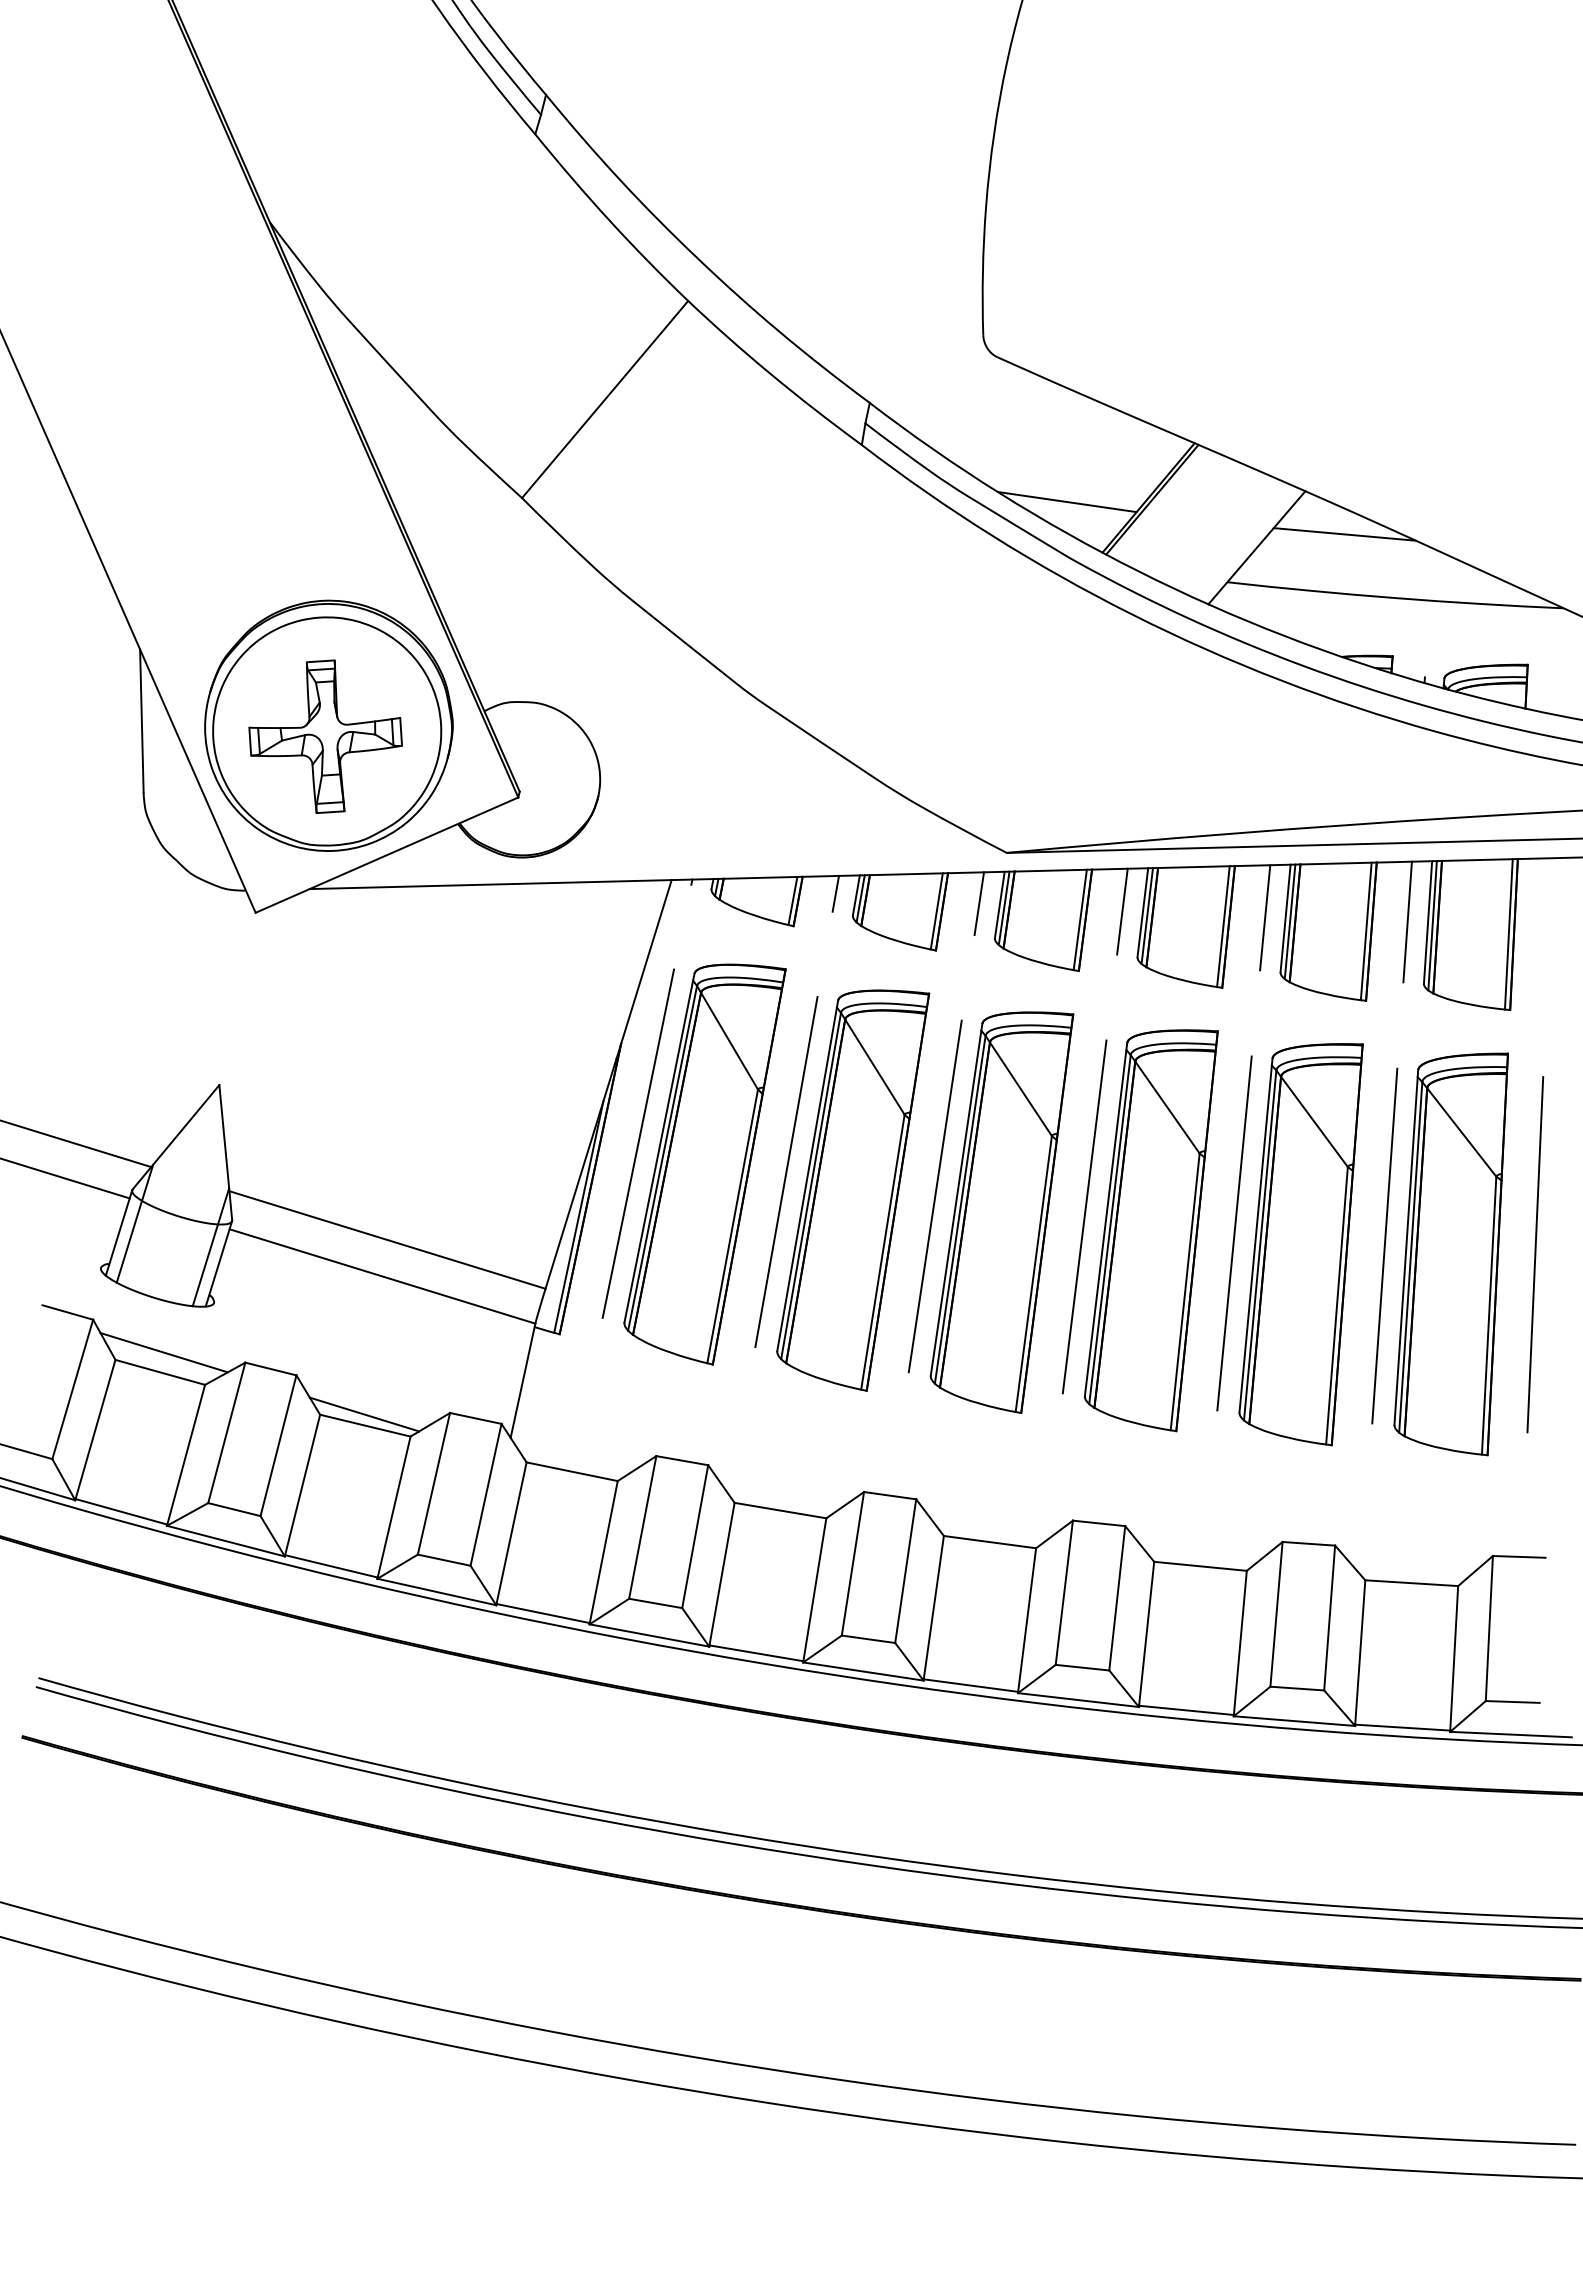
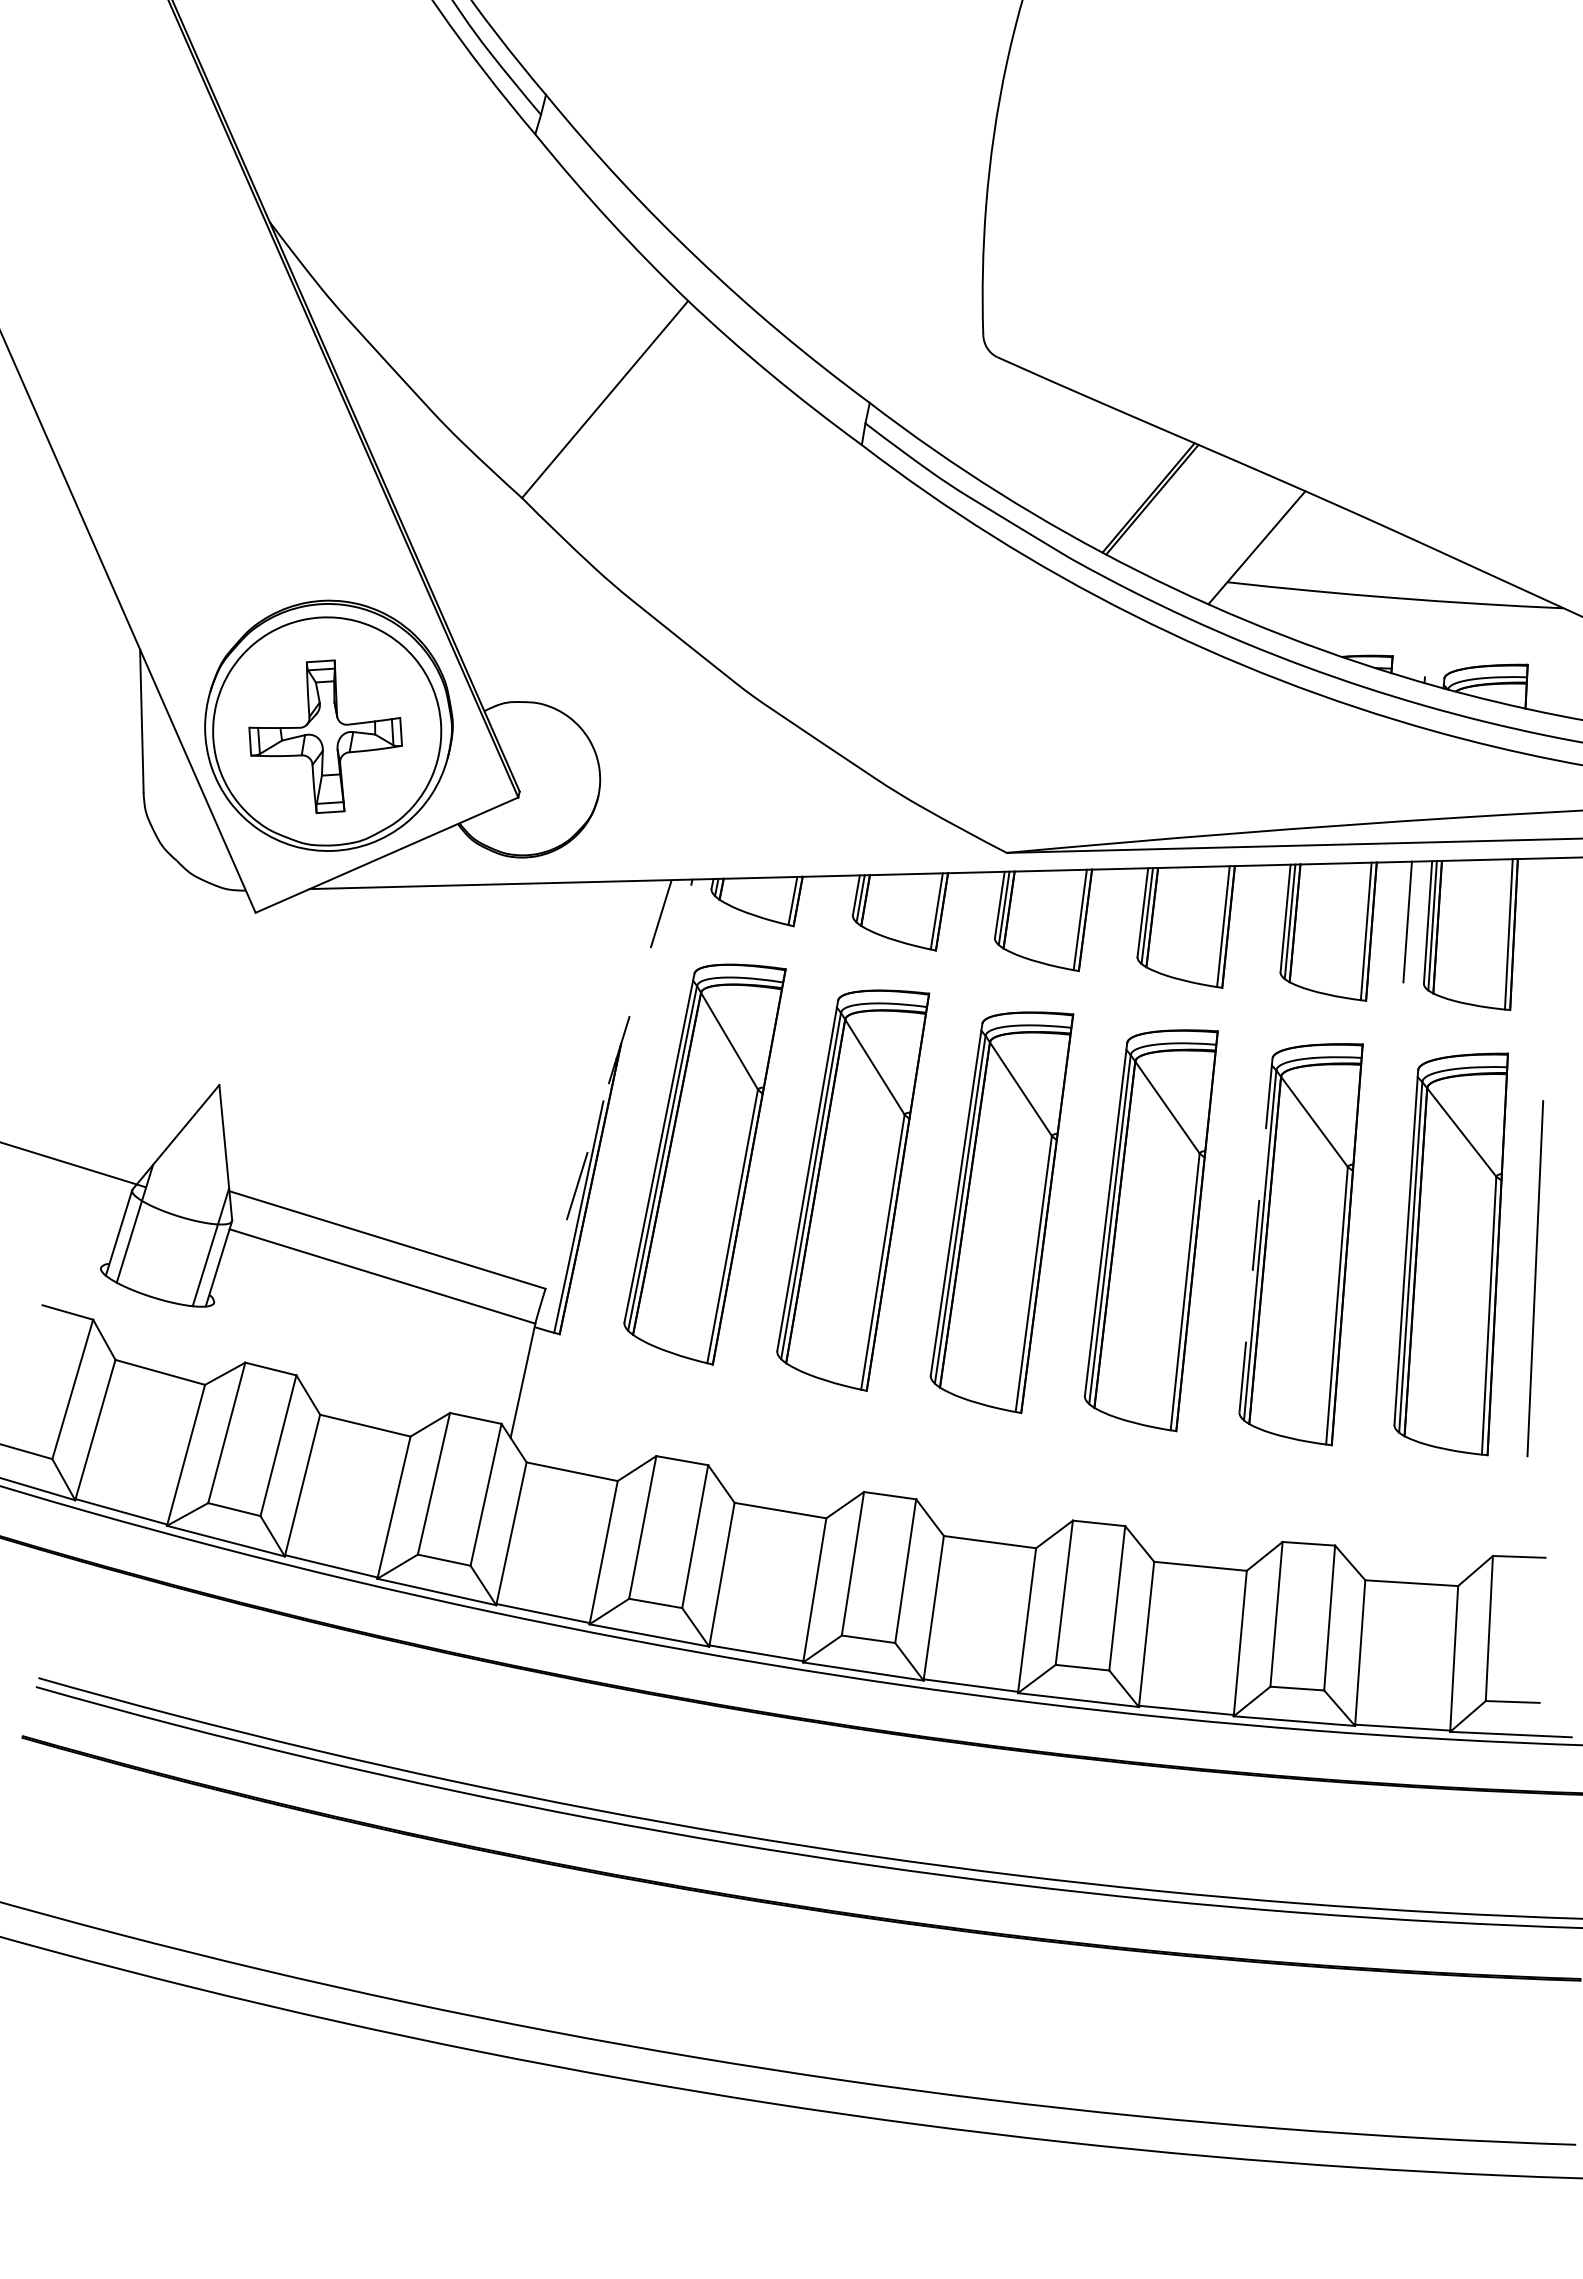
line: present -> none (1066, 502)
line: present -> none (1344, 534)
line: present -> none (835, 893)
line: present -> none (979, 903)
line: present -> none (1122, 911)
line: present -> none (1265, 917)
line: solid -> dashed (608, 1084)
line: present -> none (638, 1143)
line position: (76, 1144) -> (73, 1165) (73, 1165)
line: present -> none (786, 1172)
line: present -> none (65, 1178)
line: present -> none (934, 1196)
line: present -> none (1084, 1216)
line: present -> none (1234, 1233)
line: solid -> dashed (1256, 1235)
line: present -> none (1384, 1245)
line position: (1535, 1254) -> (1535, 1278) (1535, 1278)
line: present -> none (163, 1352)
line: present -> none (364, 1414)
